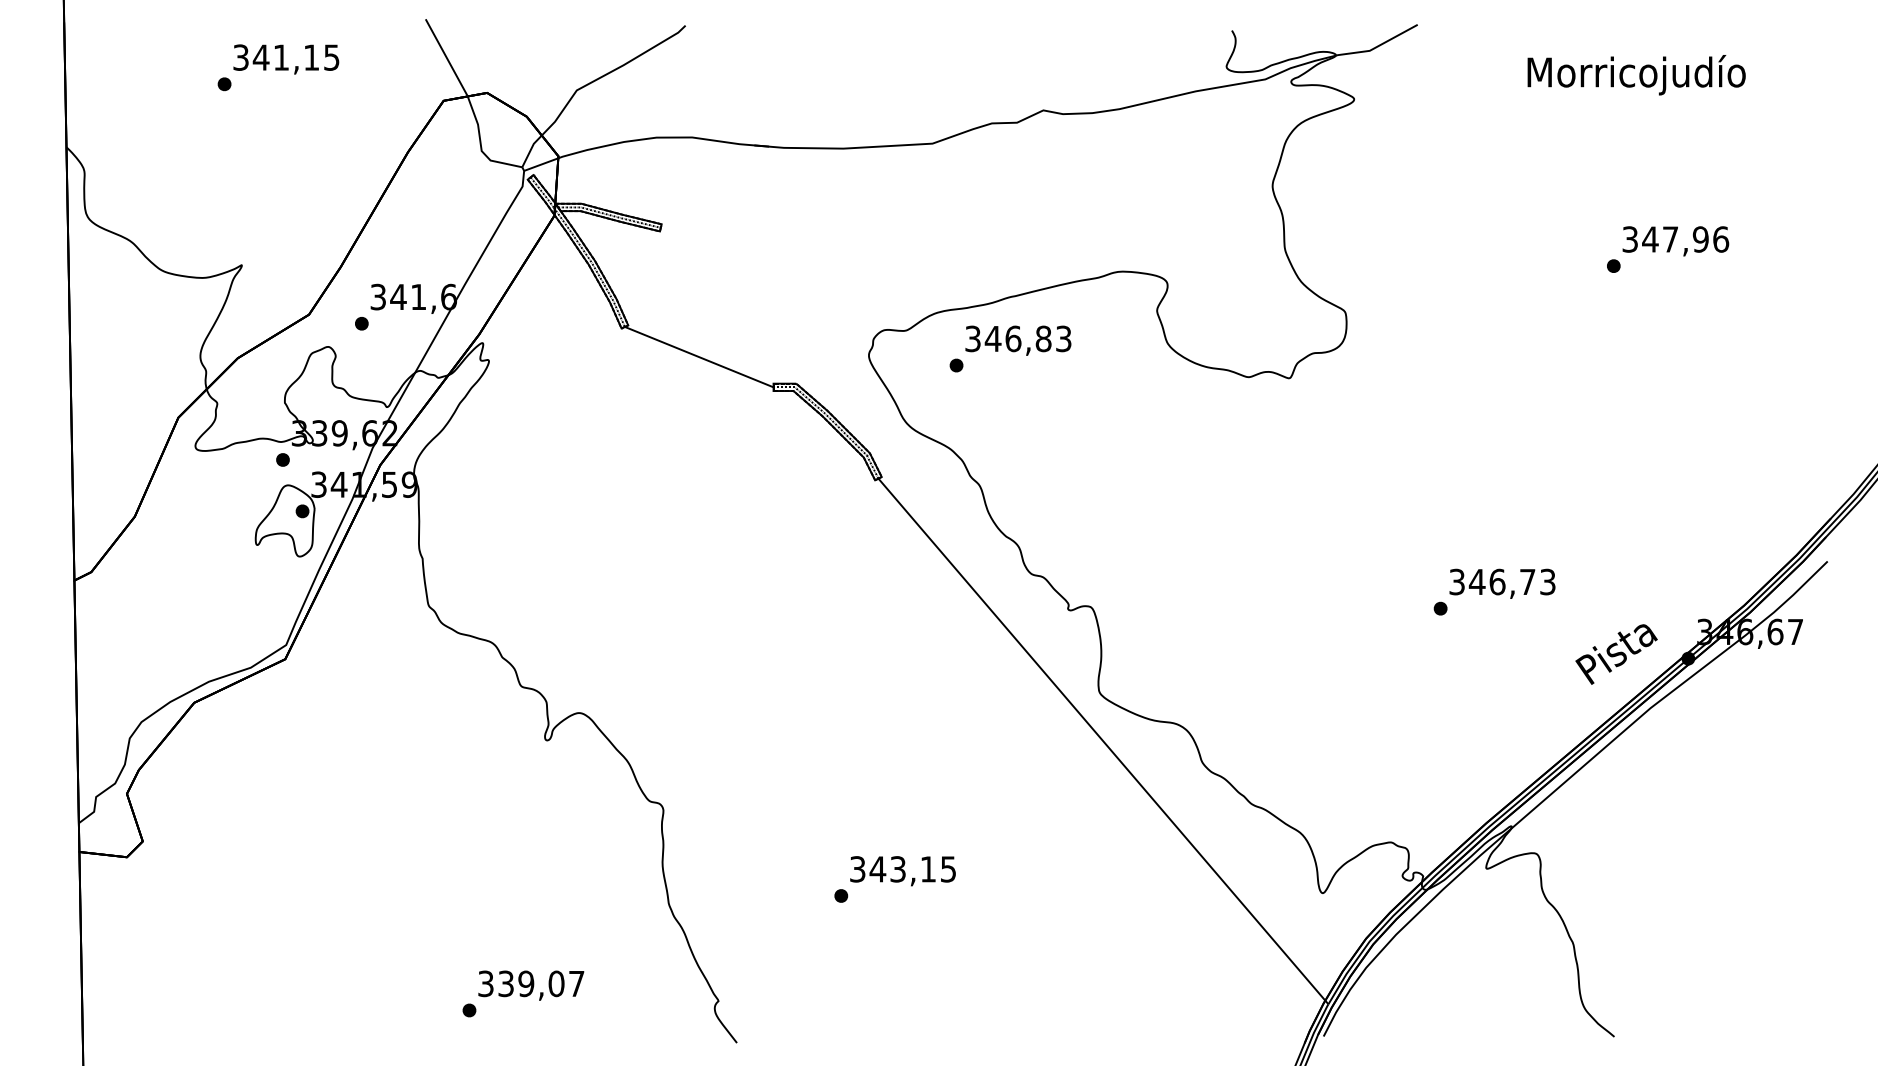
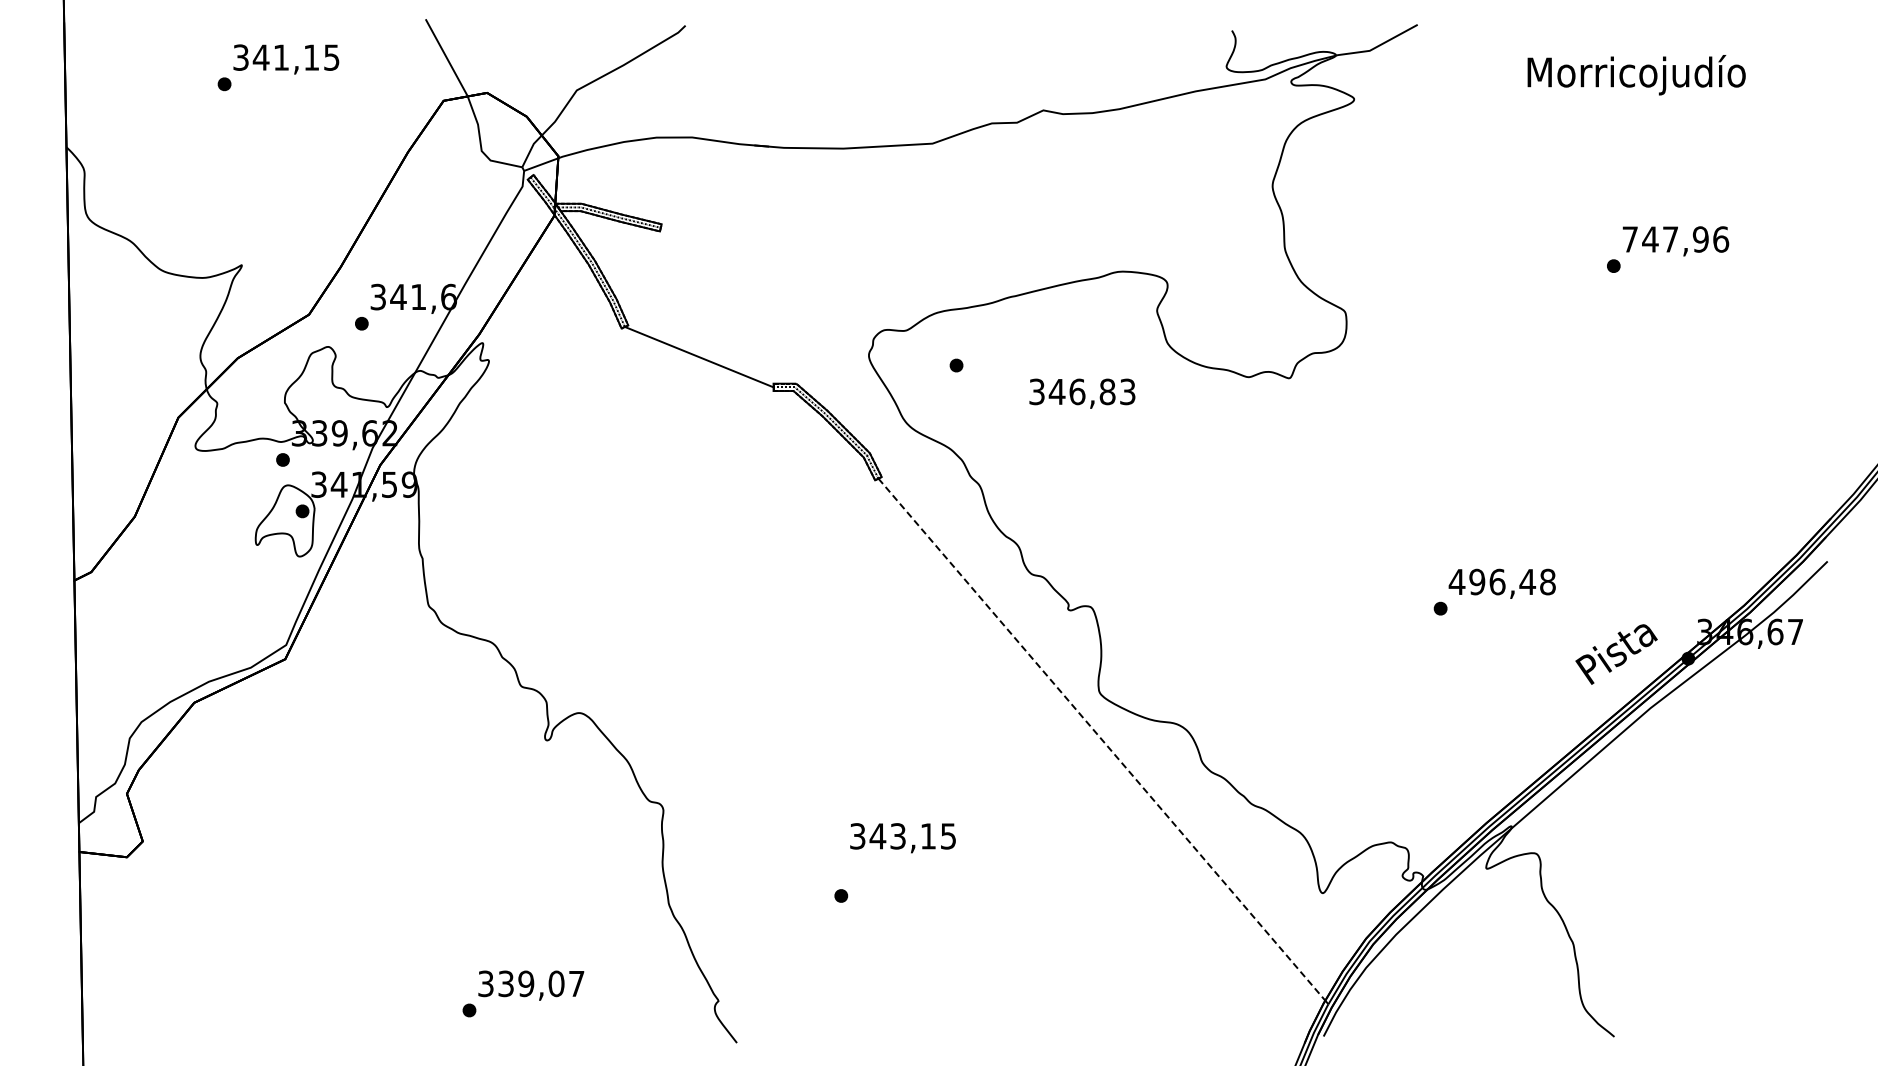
text: 347,96 -> 747,96 (1629, 239)
text position: (1018, 340) -> (1082, 393) (1082, 393)
text: 346,73 -> 496,48 (1501, 581)
line: solid -> dashed (1101, 739)
text position: (902, 871) -> (902, 838) (902, 838)
